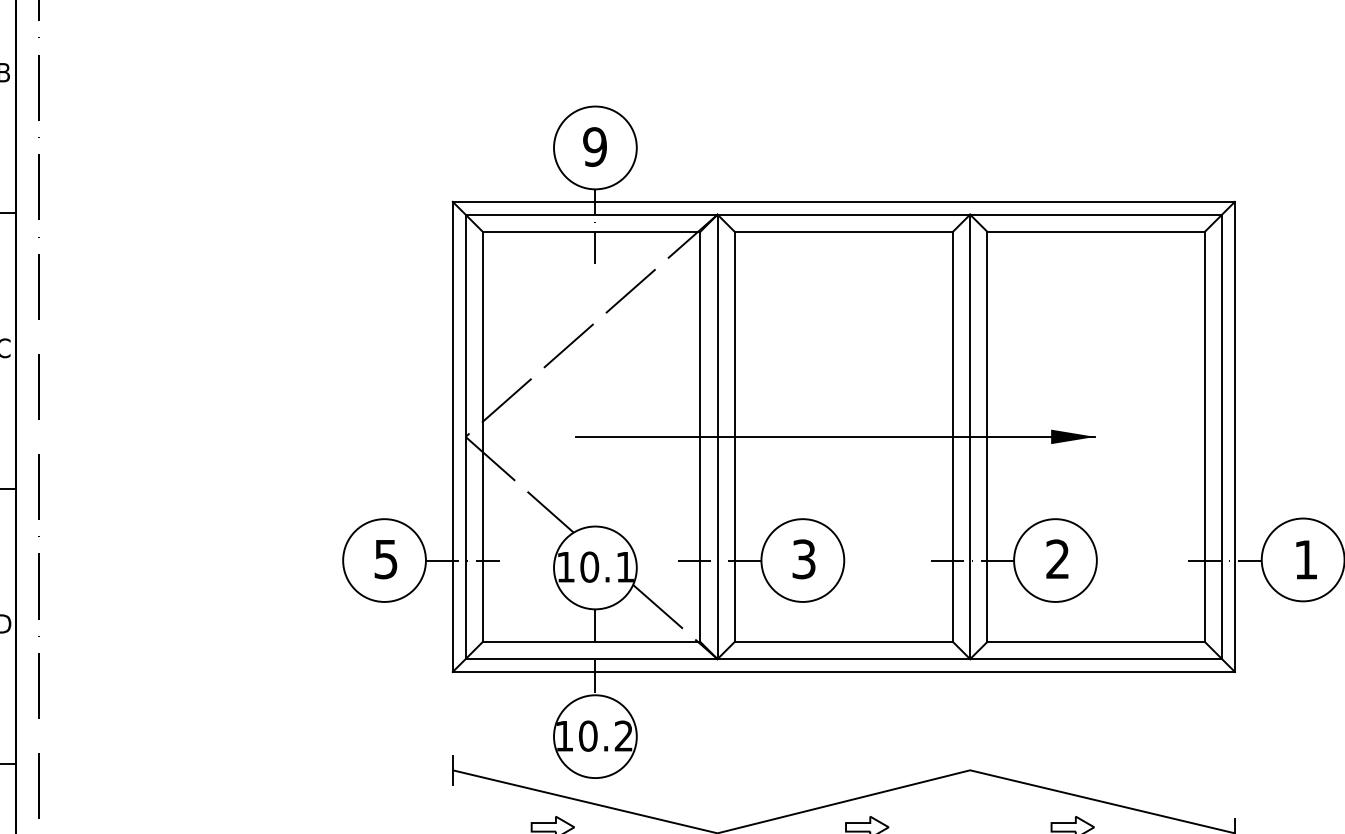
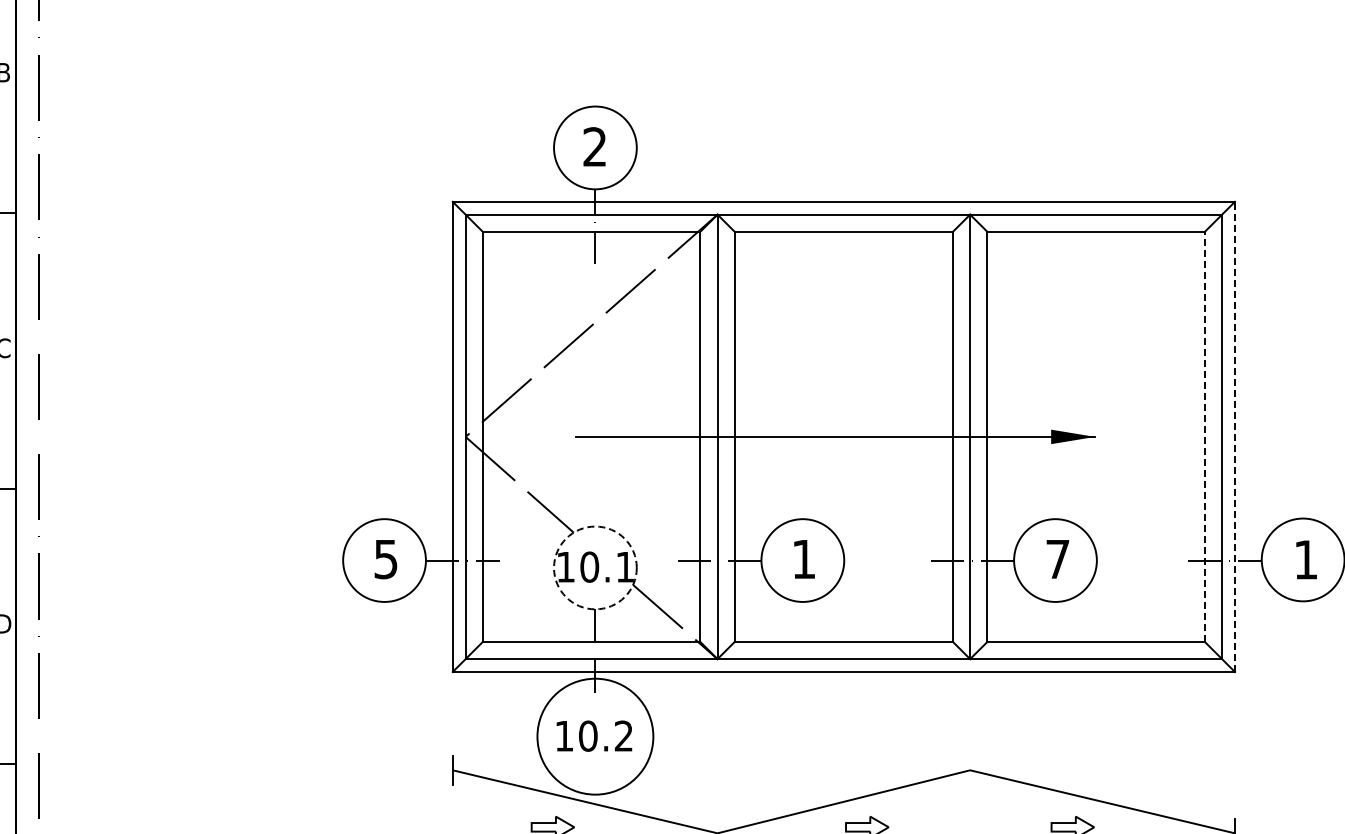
text: 9 -> 2 (594, 146)
line: solid -> dashed (1204, 436)
line: solid -> dashed (1234, 436)
text: 2 -> 7 (1057, 558)
text: 3 -> 1 (803, 559)
circle: solid -> dashed (595, 567)
circle diameter: 83 px -> 116 px (595, 736)
